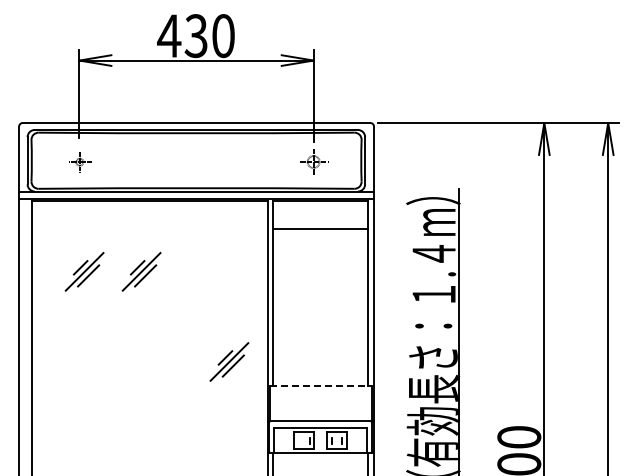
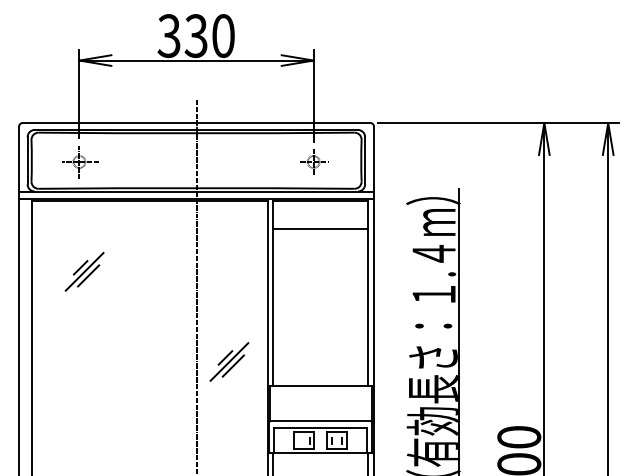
text: 430 -> 330 (169, 36)
part size: 23x21 px -> 37x33 px (80, 162)
part: present -> none (141, 271)
line: none -> present (196, 285)
line: dashed -> solid (321, 385)
